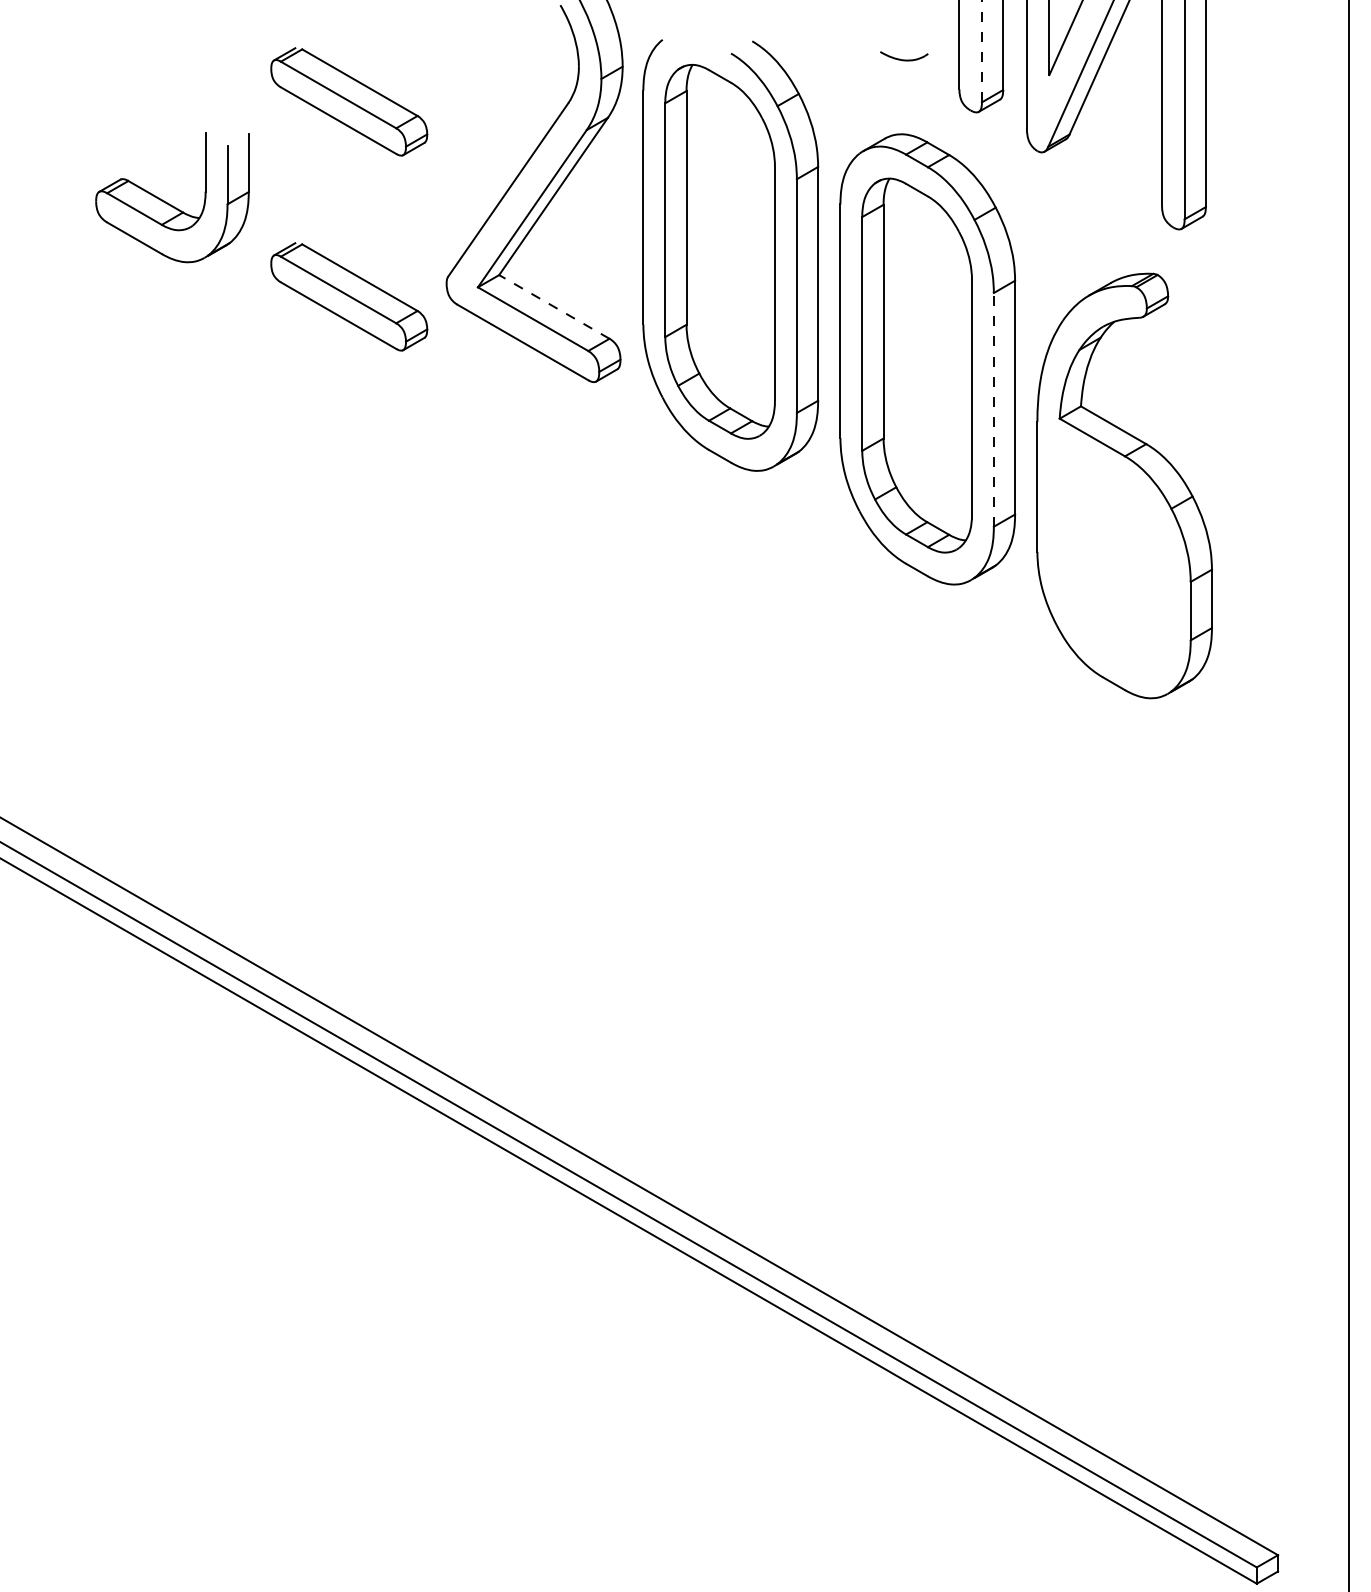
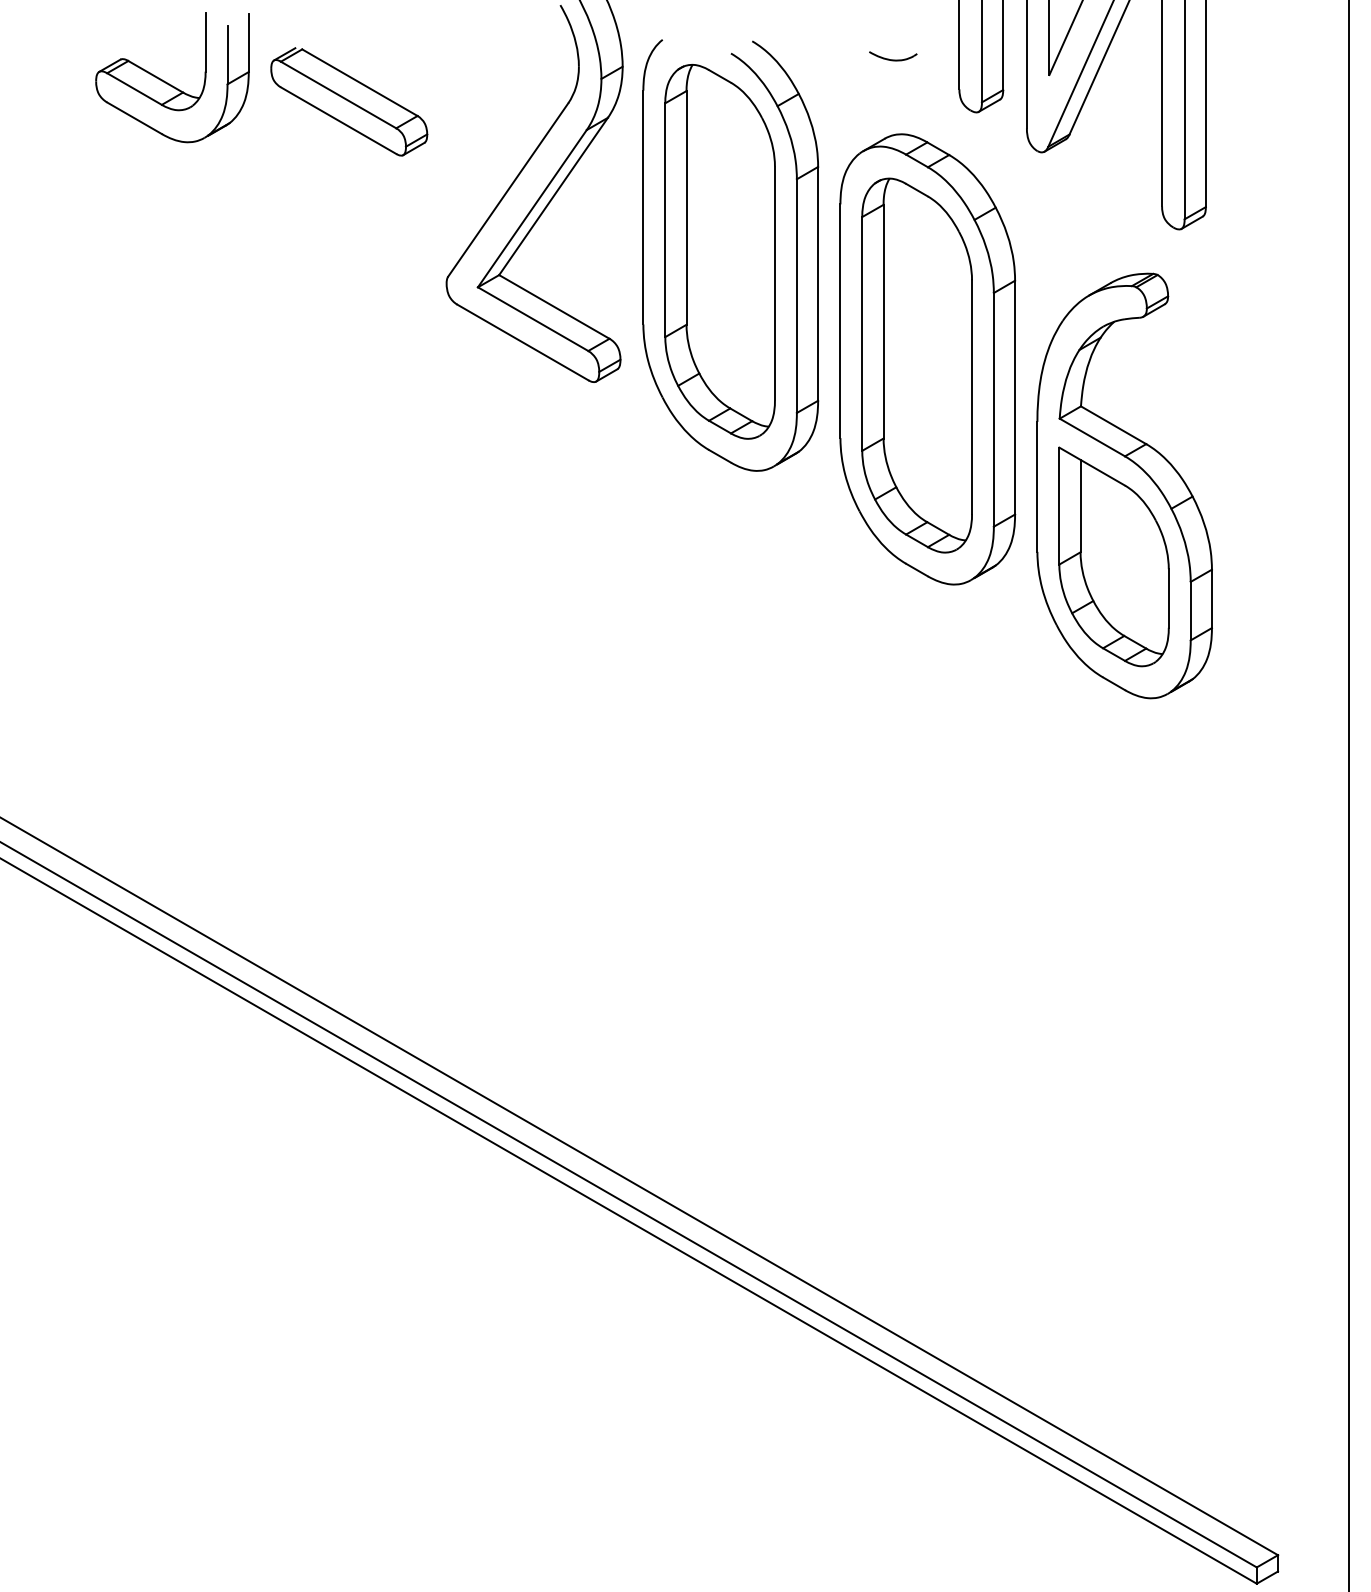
line: dashed -> solid (981, 51)
part position: (904, 56) -> (893, 56) (893, 56)
part position: (169, 203) -> (169, 83) (169, 83)
part: present -> none (349, 296)
line: dashed -> solid (554, 306)
line: dashed -> solid (993, 409)
part: none -> present (1113, 556)
